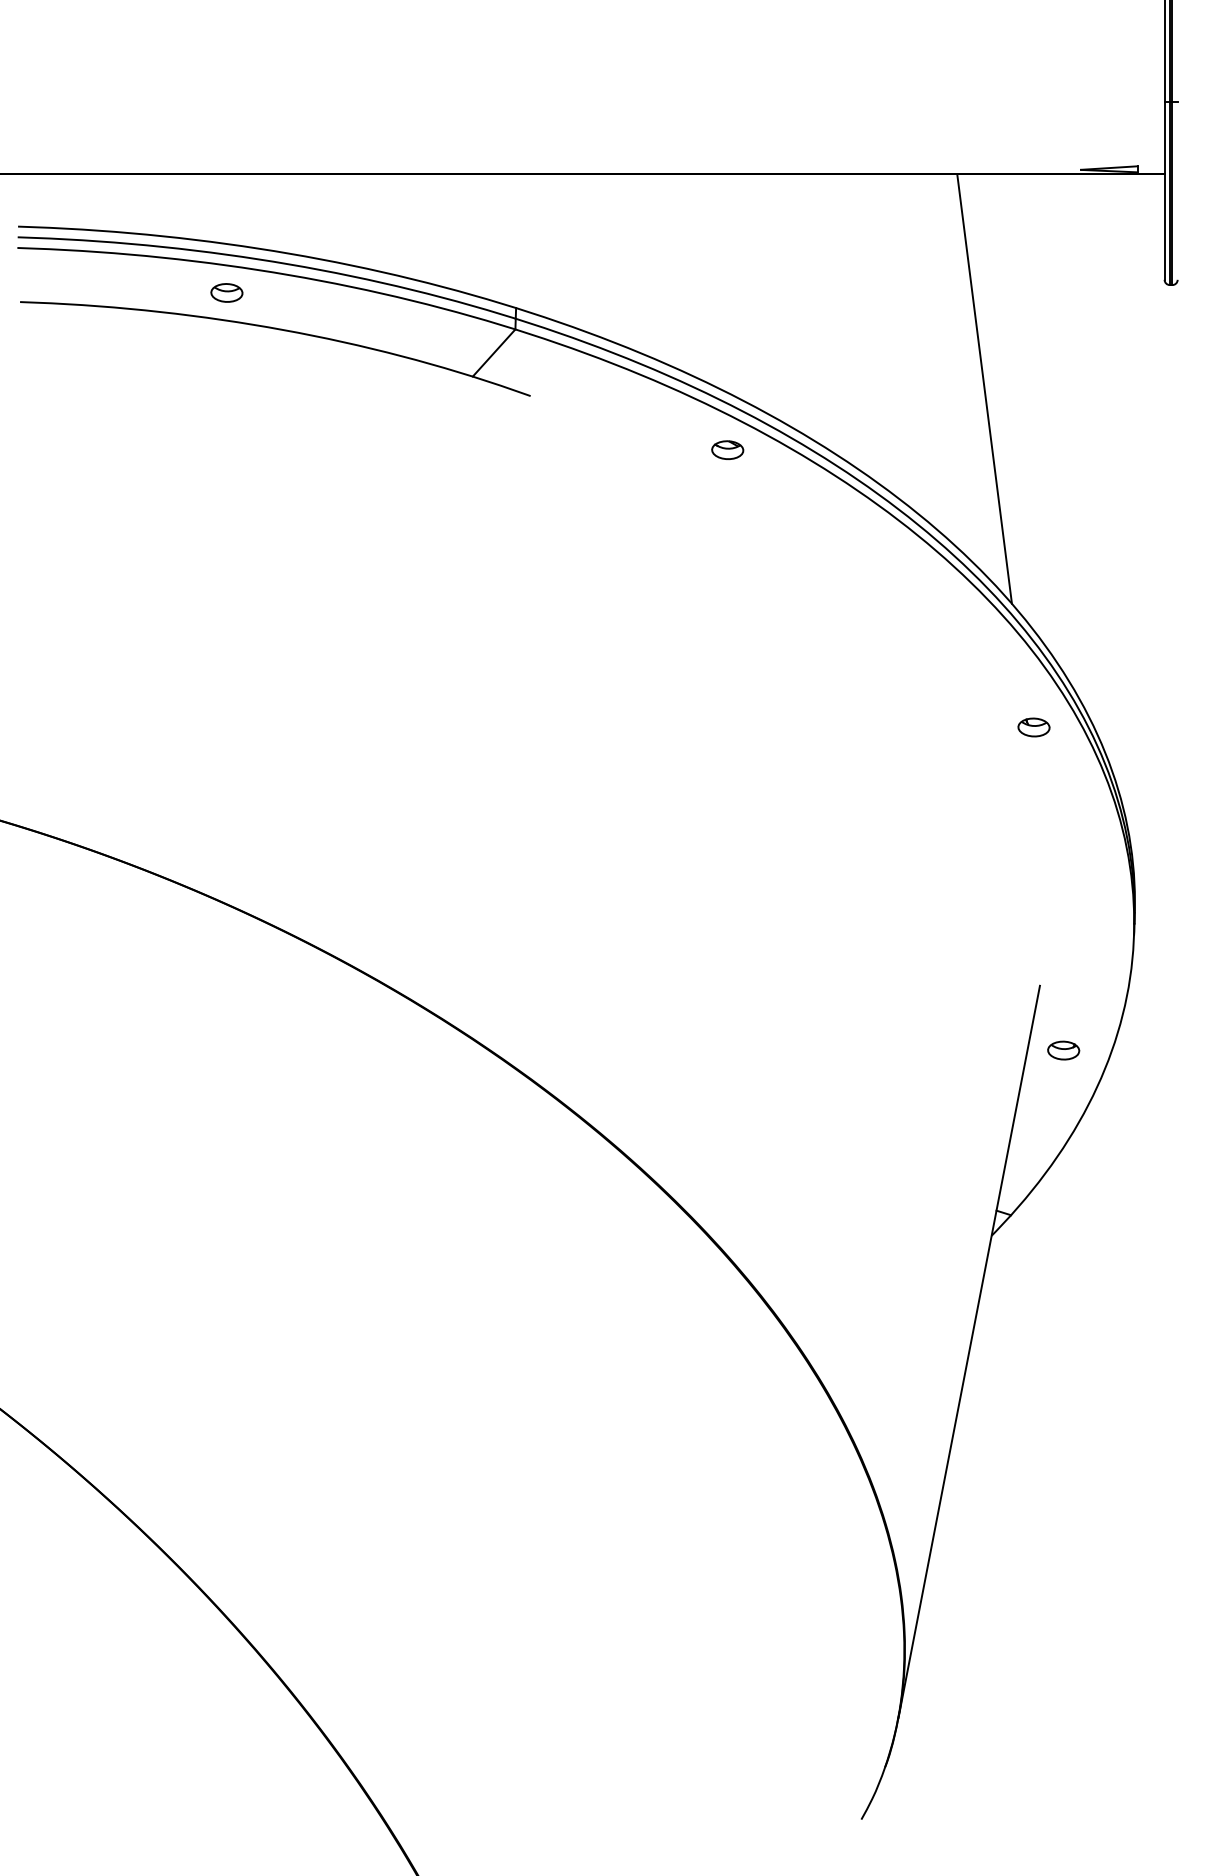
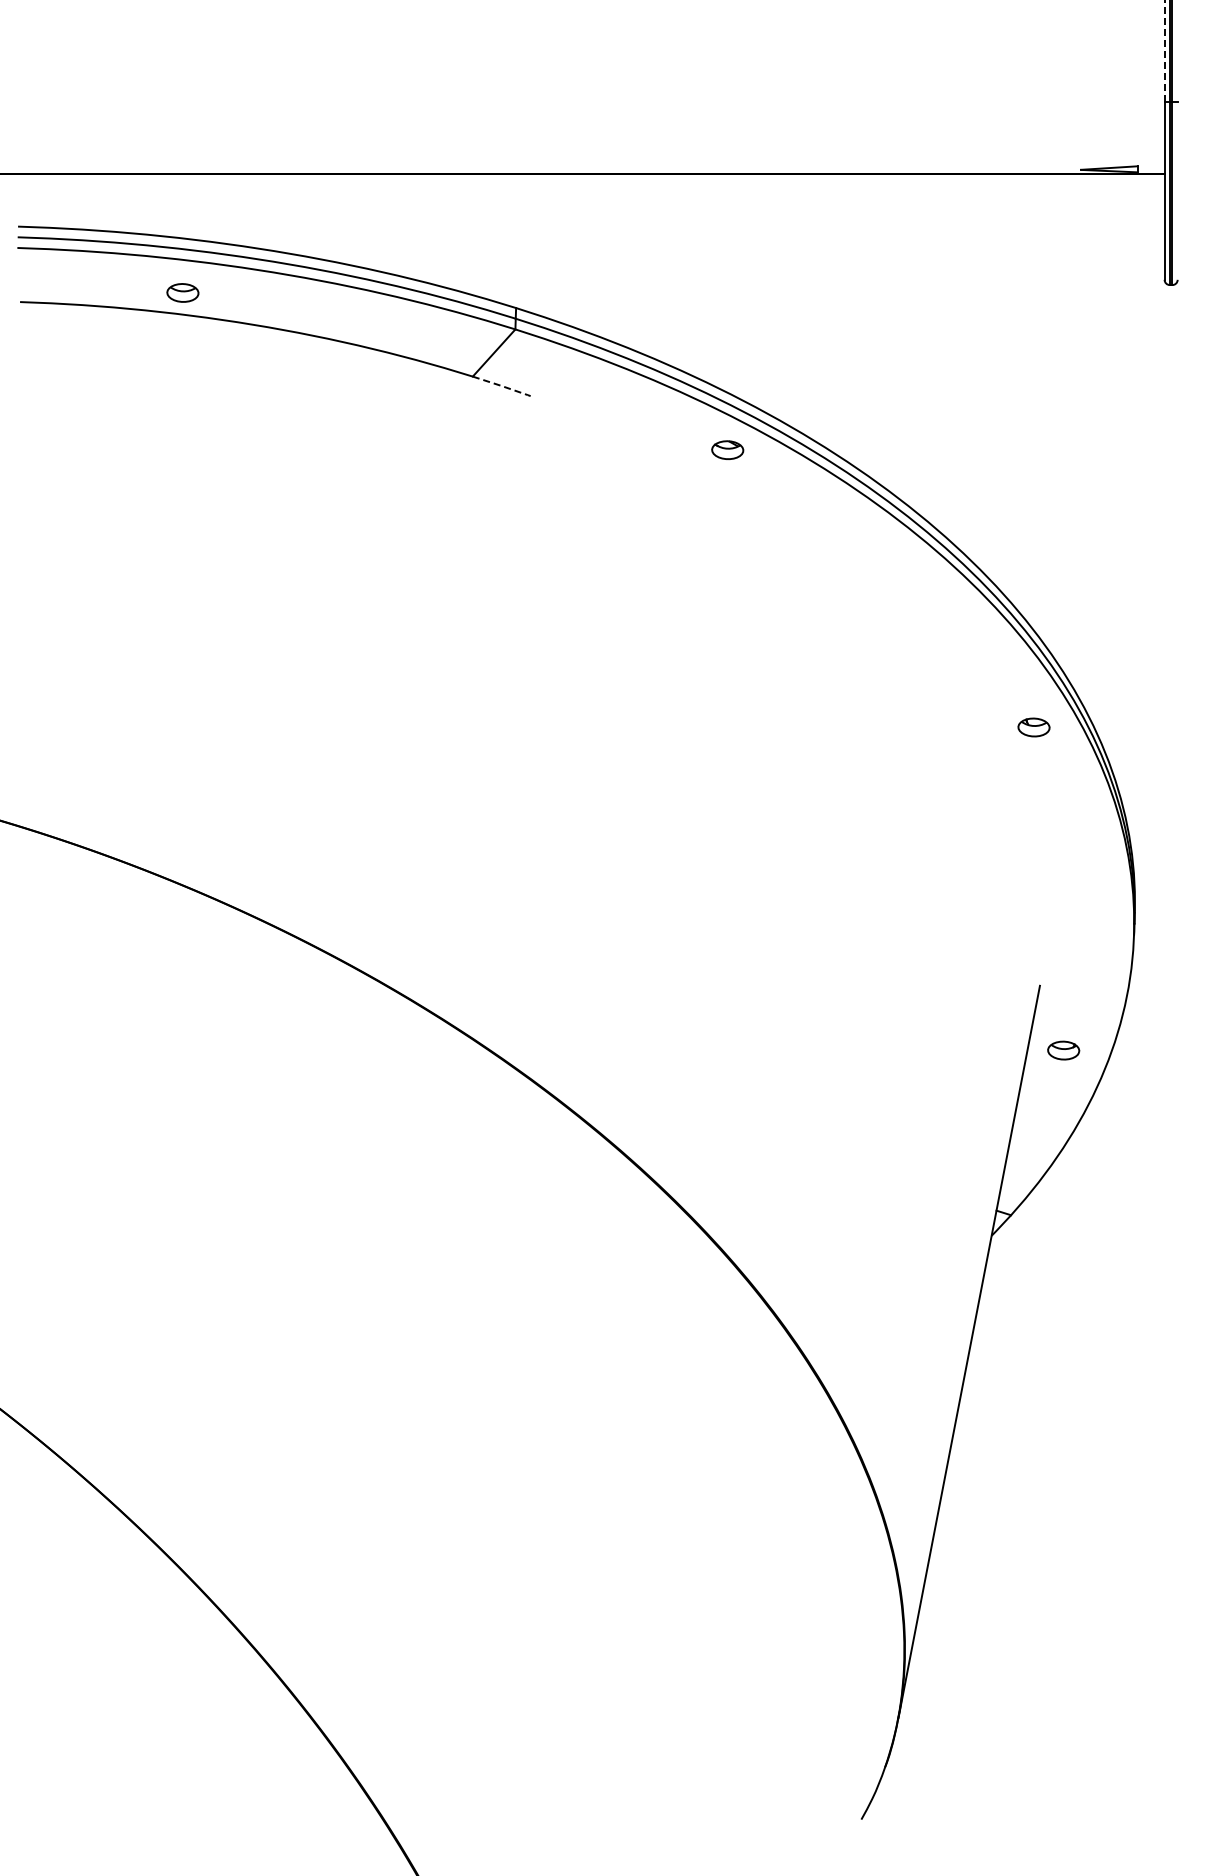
line: solid -> dashed (1164, 51)
part position: (226, 292) -> (182, 292) (182, 292)
line: solid -> dashed (501, 385)
line: present -> none (984, 388)
